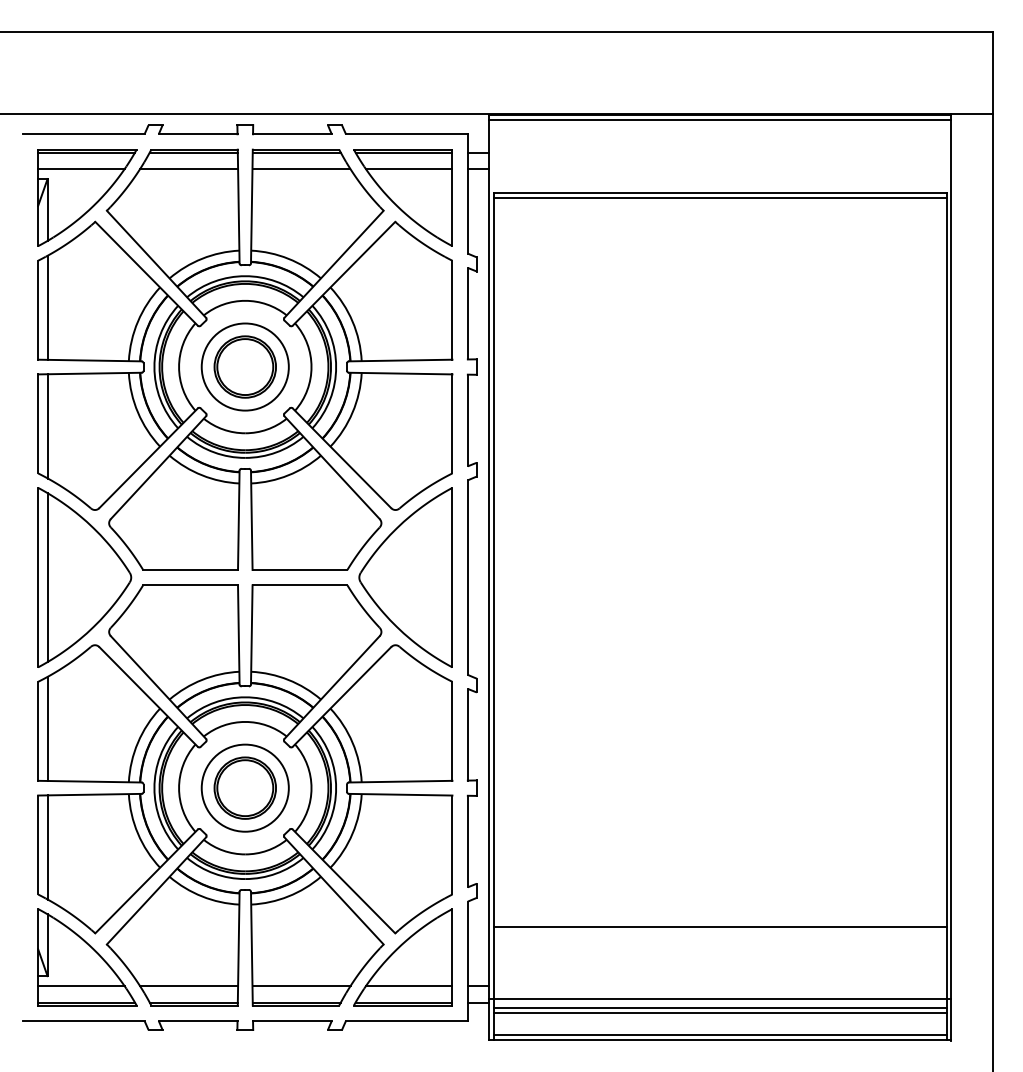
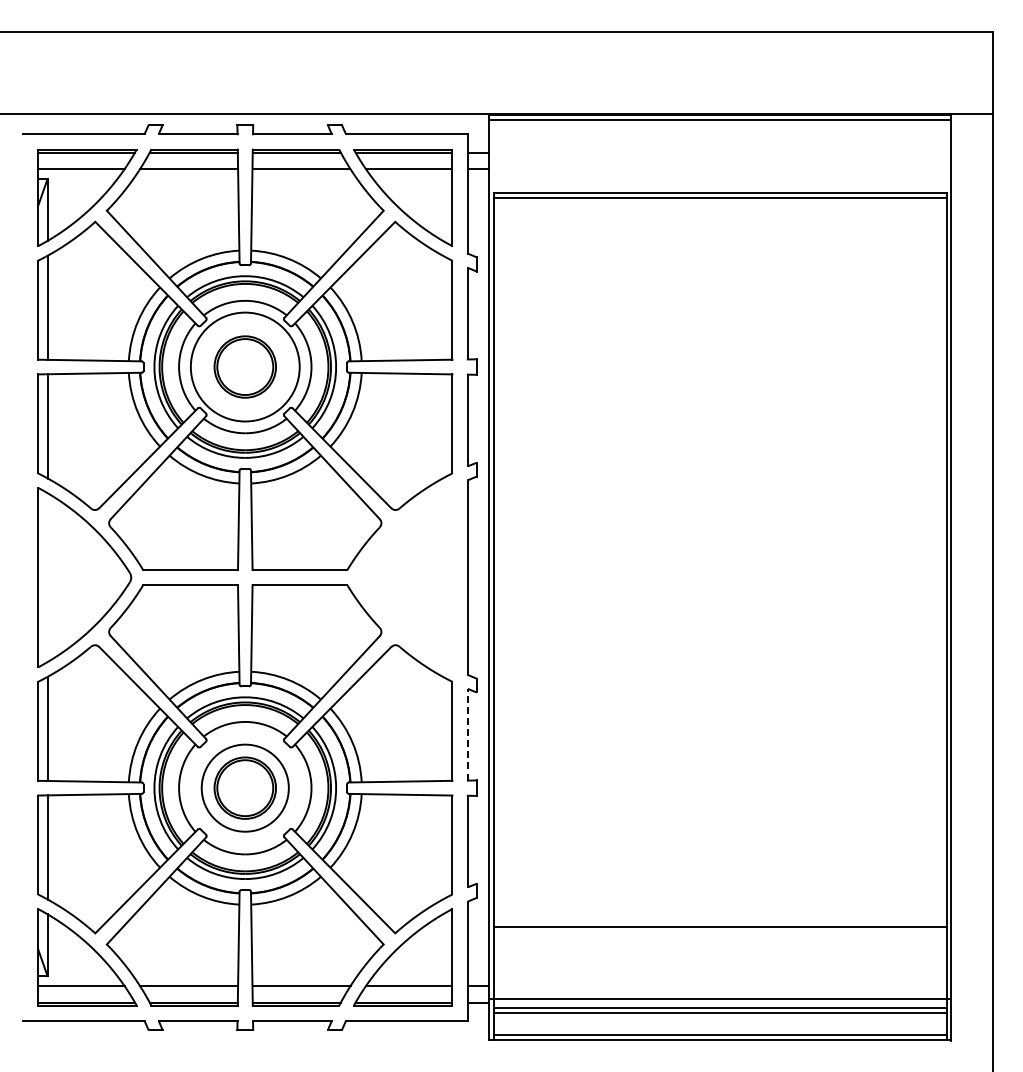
circle diameter: 87 px -> 109 px (244, 366)
line: present -> none (47, 577)
part: present -> none (405, 577)
line: solid -> dashed (467, 734)
